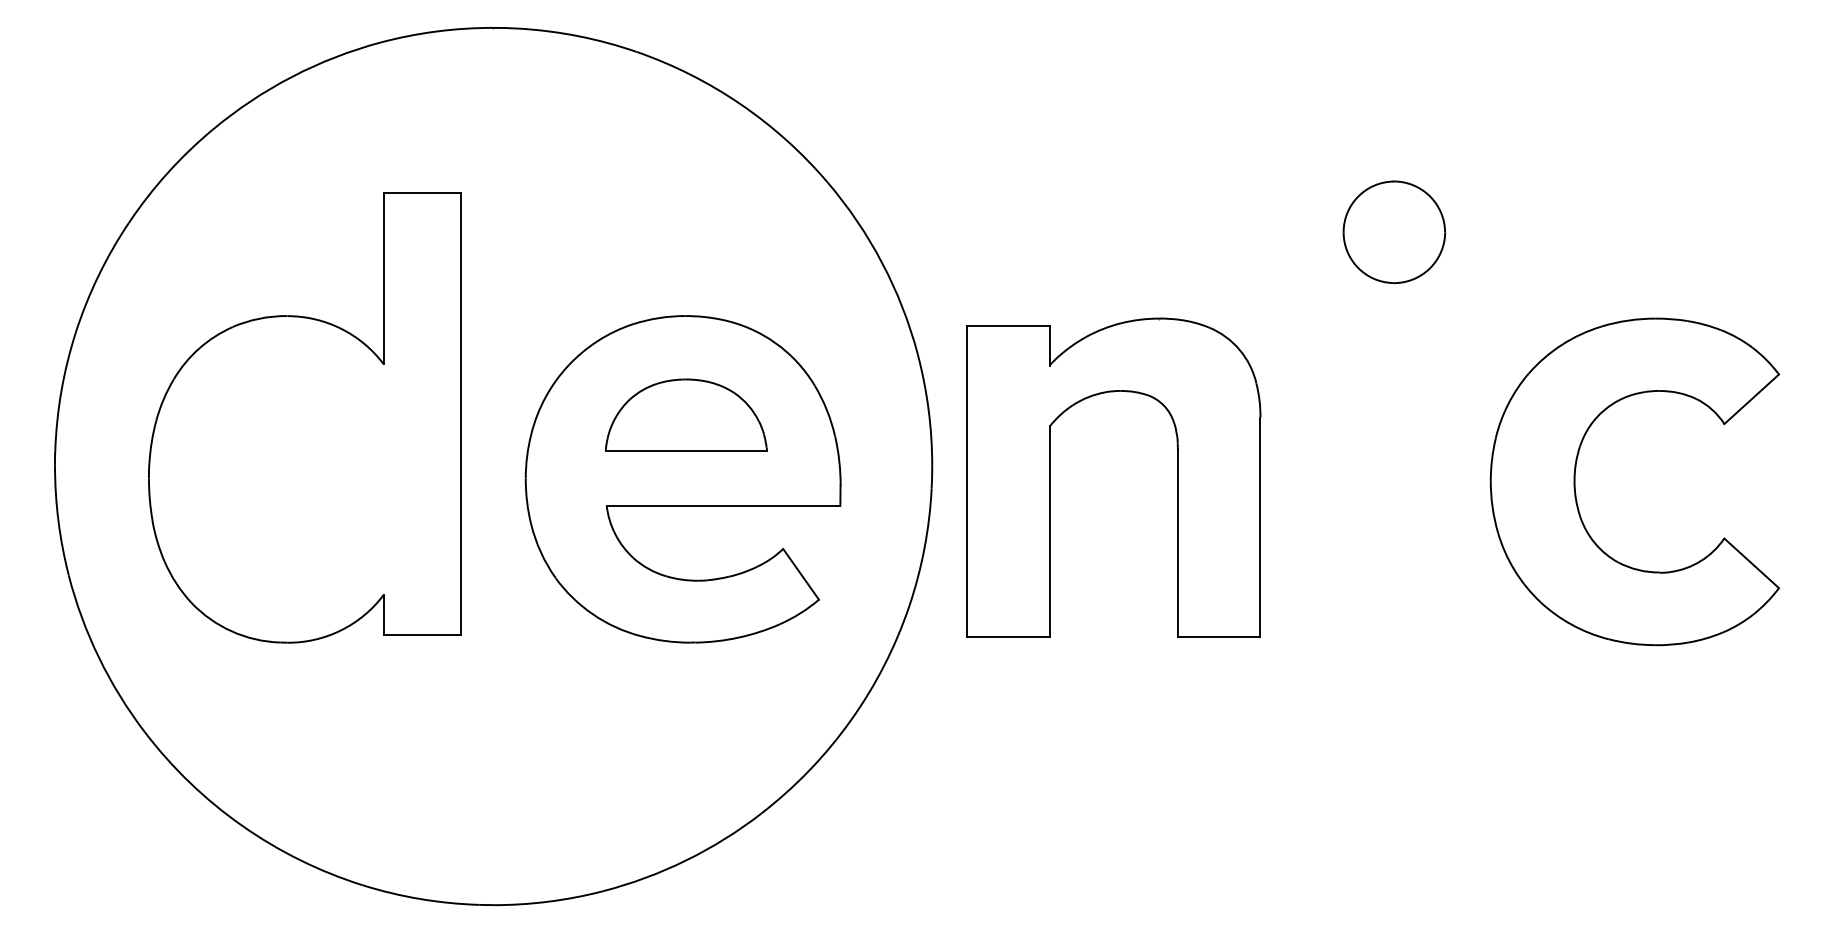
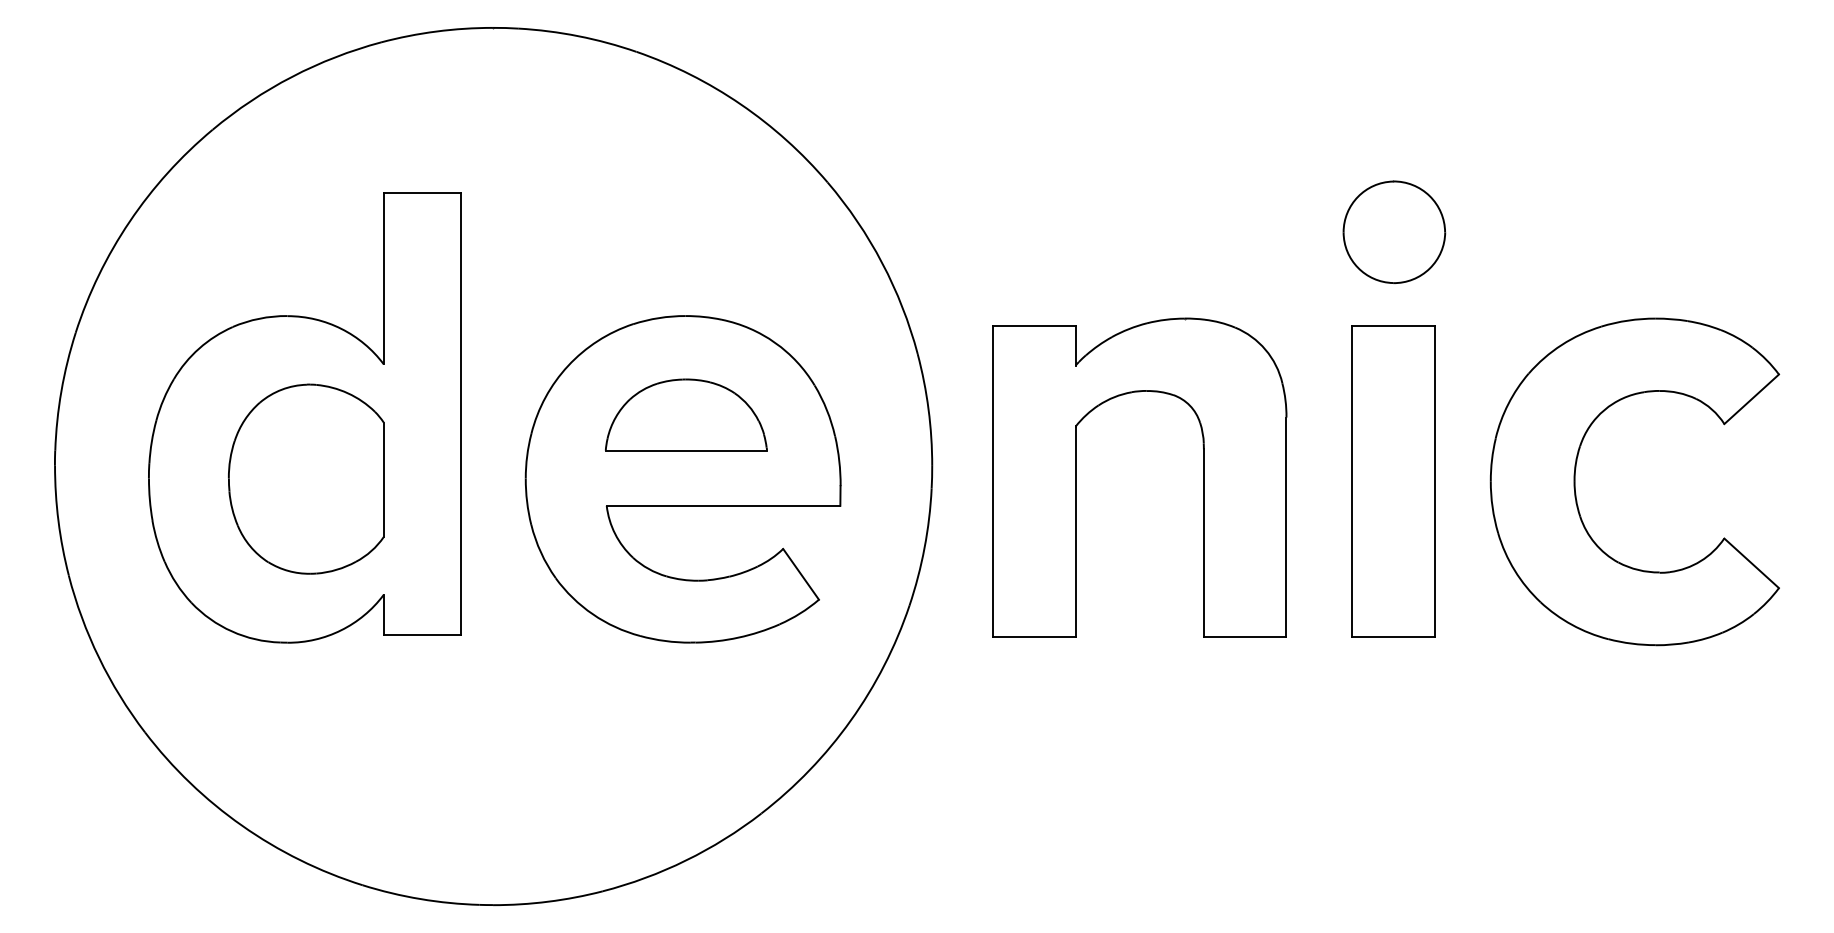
part position: (1050, 477) -> (1076, 477) (1076, 477)
part: none -> present (306, 478)
part: none -> present (1393, 481)
